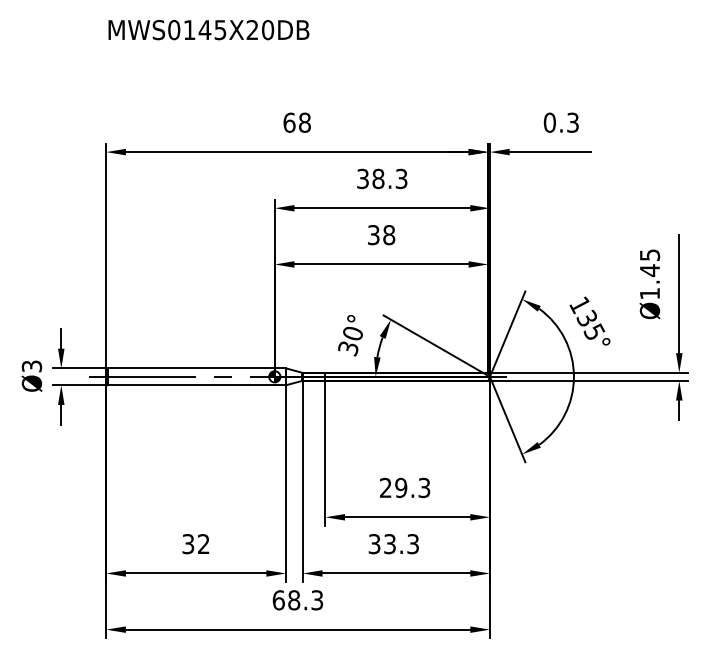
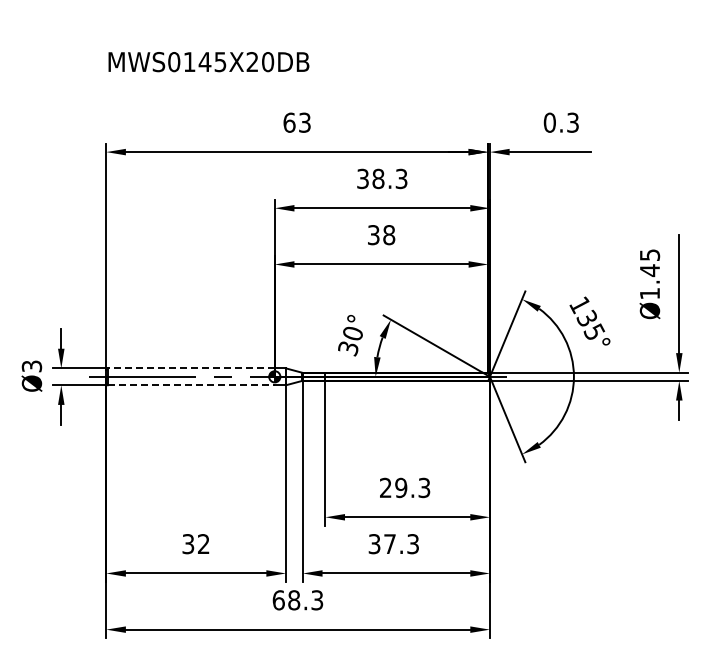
text position: (208, 30) -> (208, 62) (208, 62)
text: 68 -> 63 (304, 122)
line: solid -> dashed (190, 368)
line: solid -> dashed (191, 385)
text: 33.3 -> 37.3 (389, 544)
